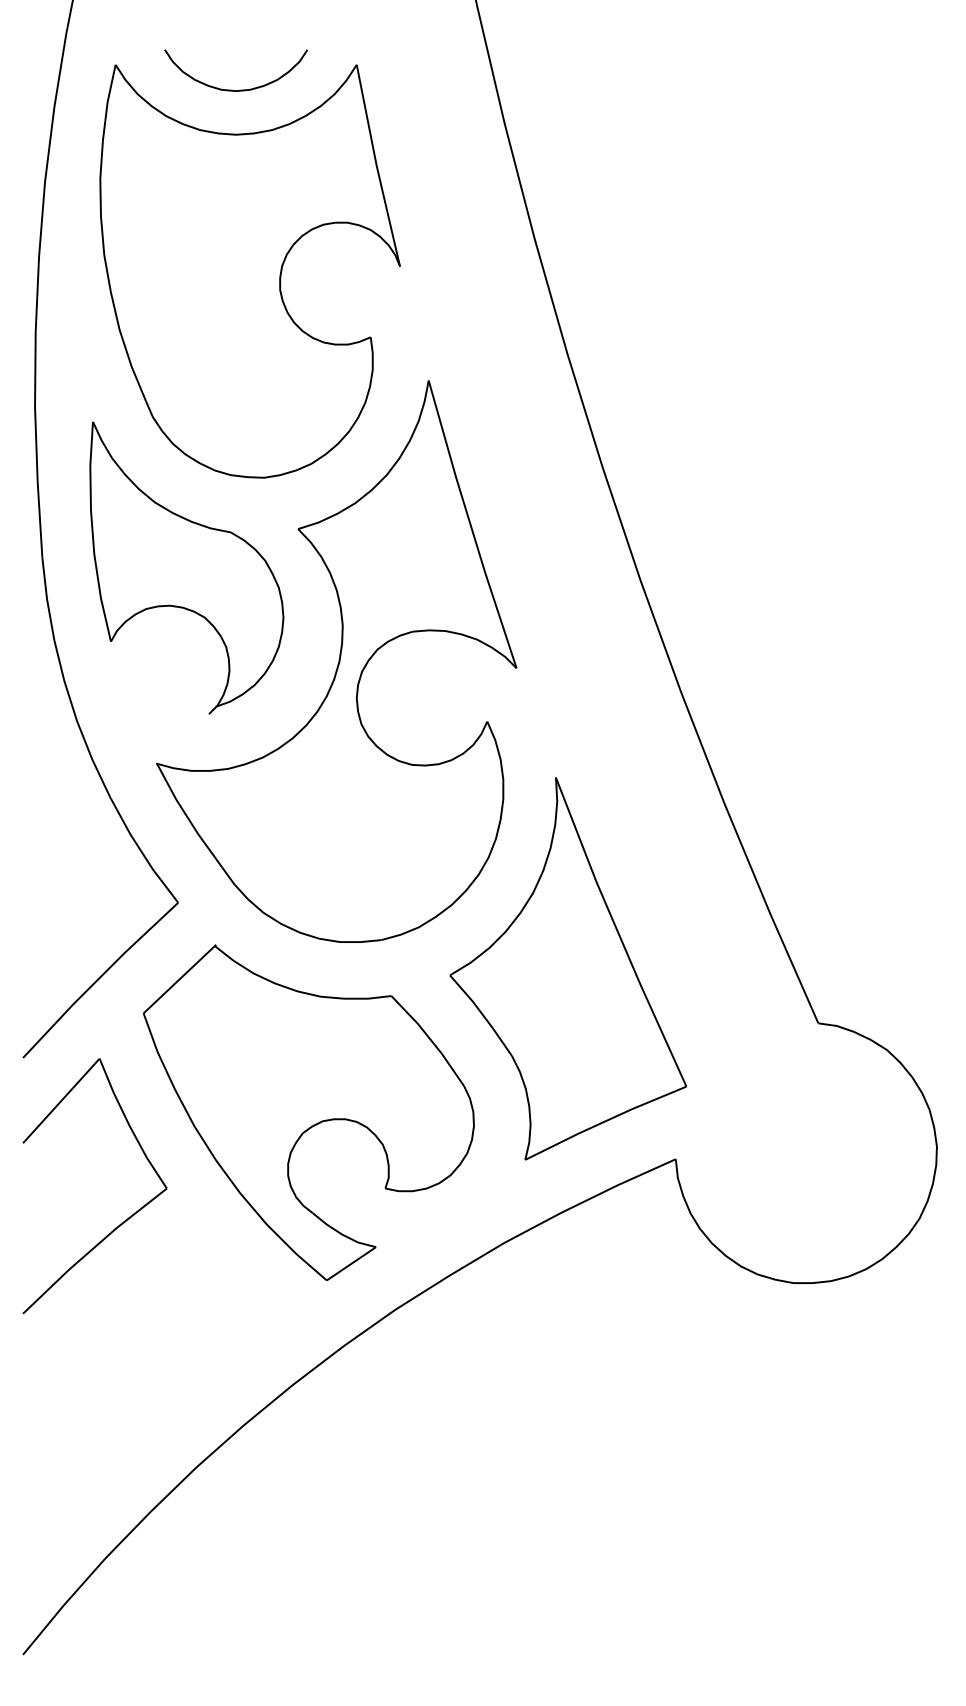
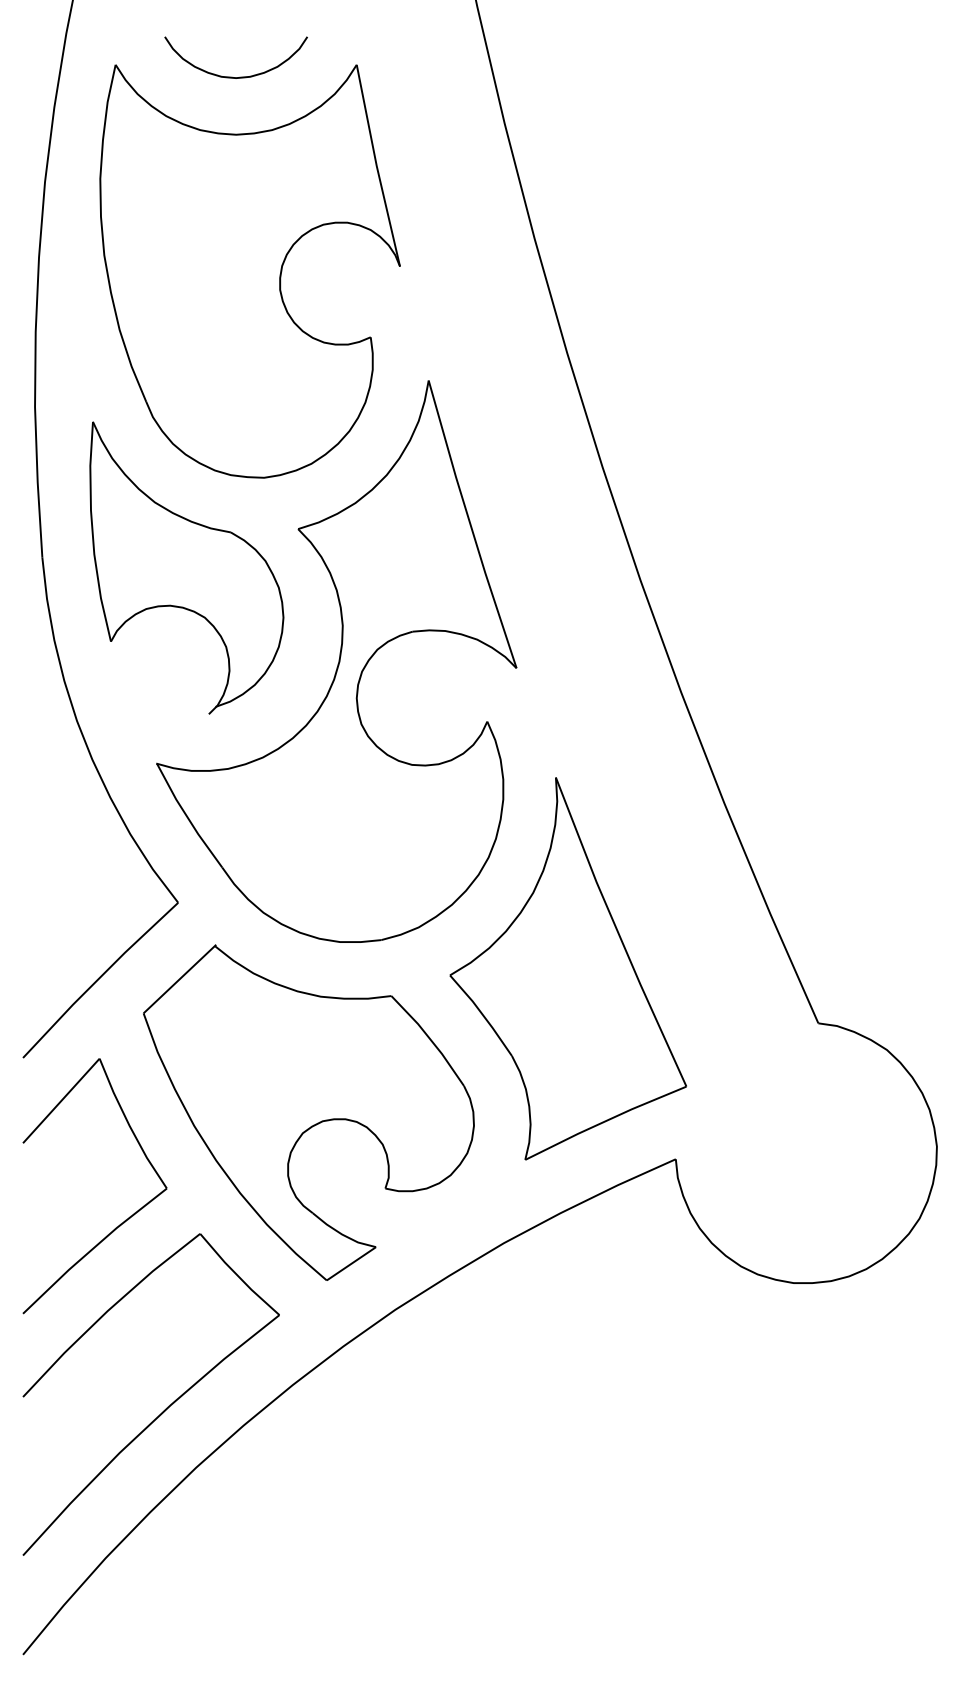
curve position: (232, 89) -> (232, 76) (232, 76)
part: none -> present (165, 1408)
